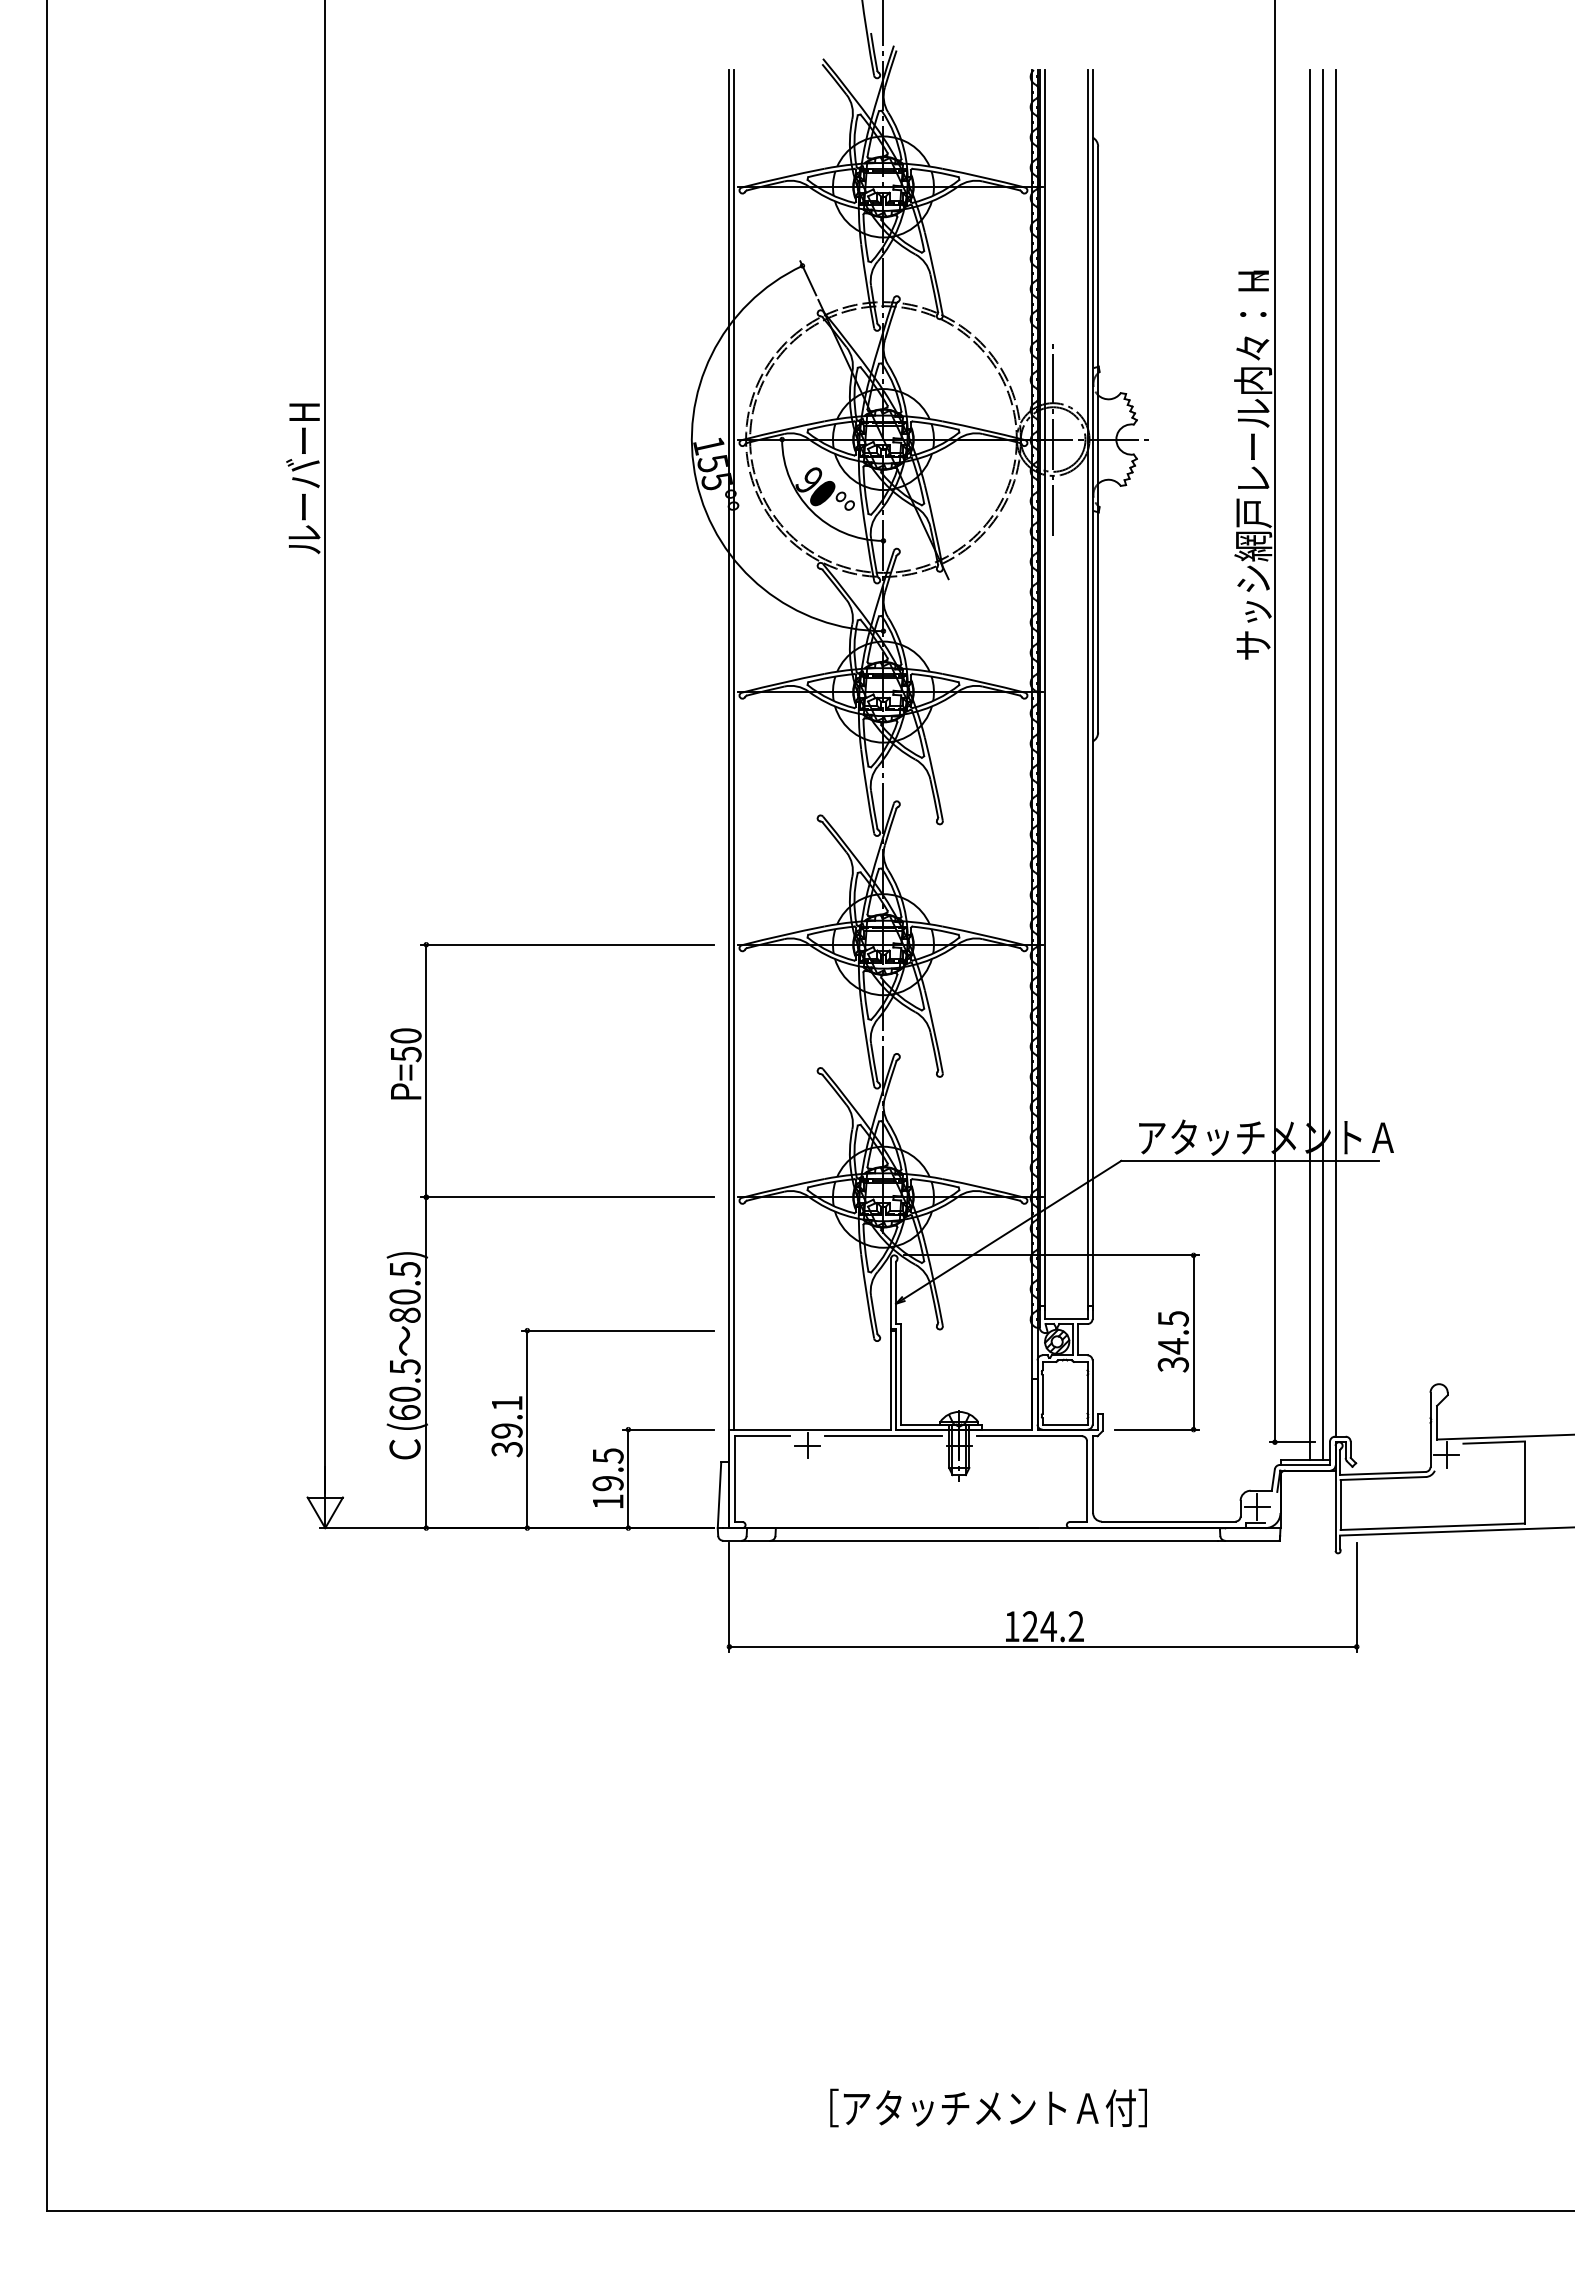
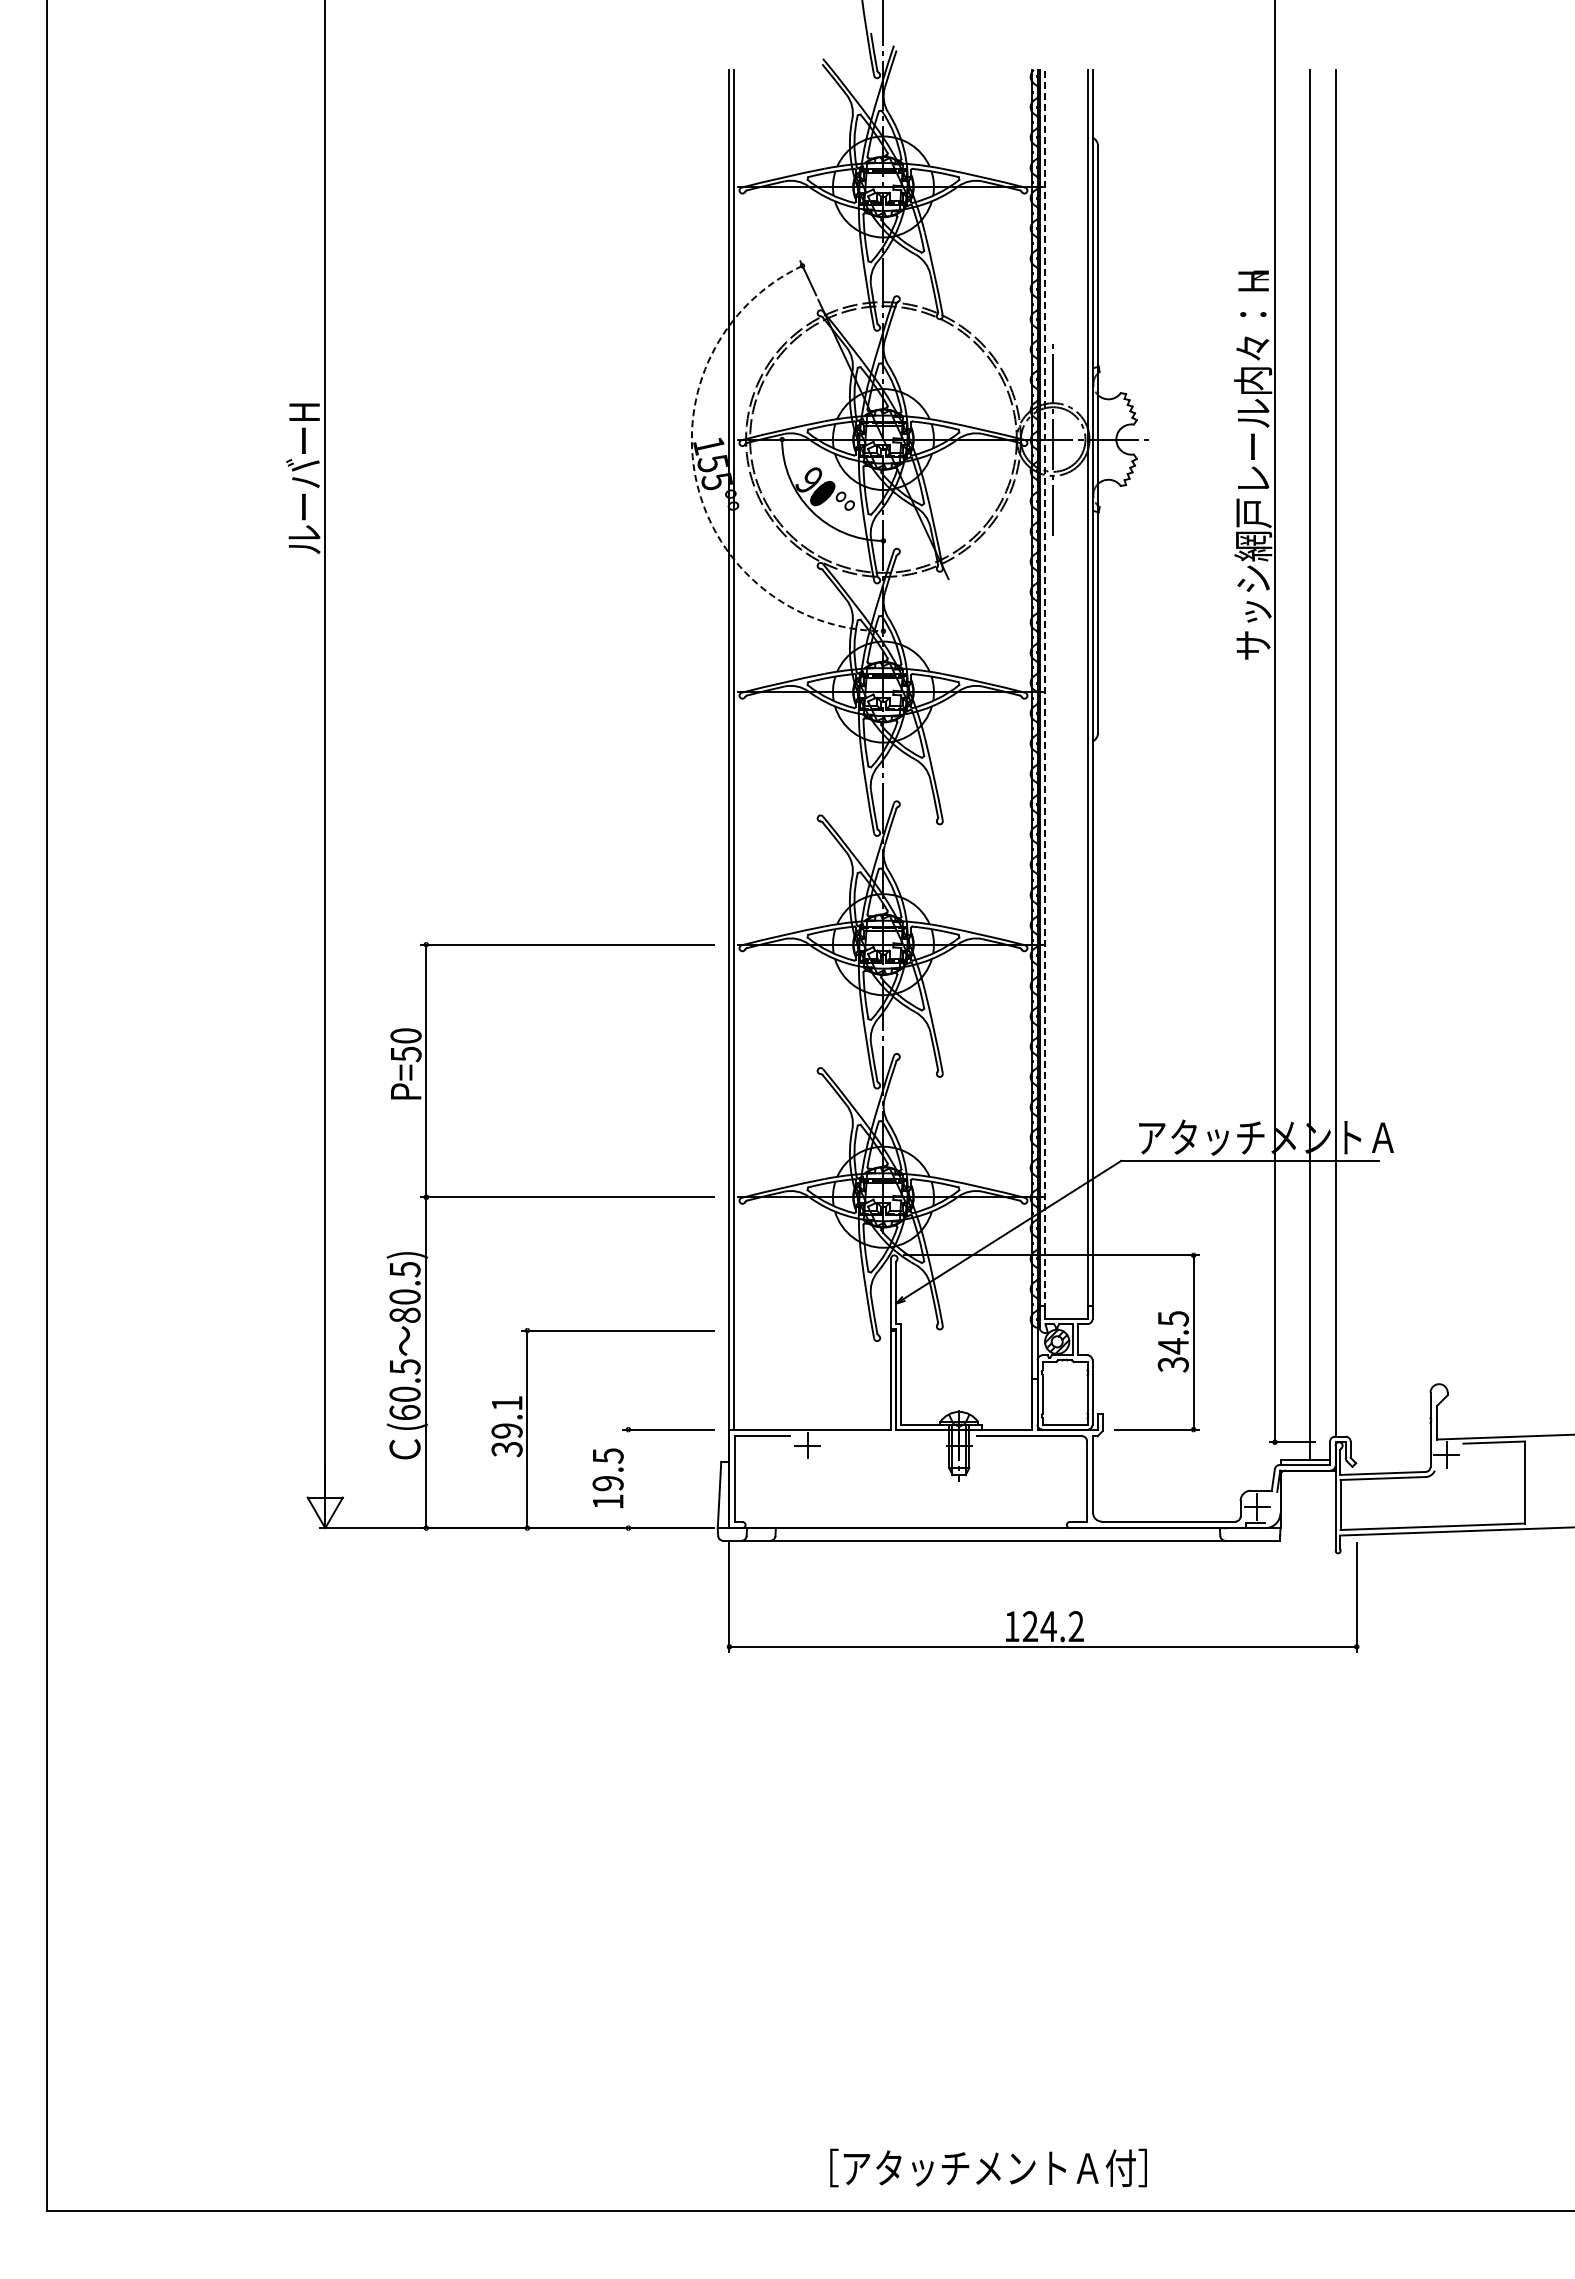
arc: solid -> dashed (696, 481)
line: solid -> dashed (1044, 689)
line: present -> none (1322, 765)
line: present -> none (882, 1436)
line: present -> none (628, 1478)
text position: (988, 2107) -> (988, 2167) (988, 2167)
